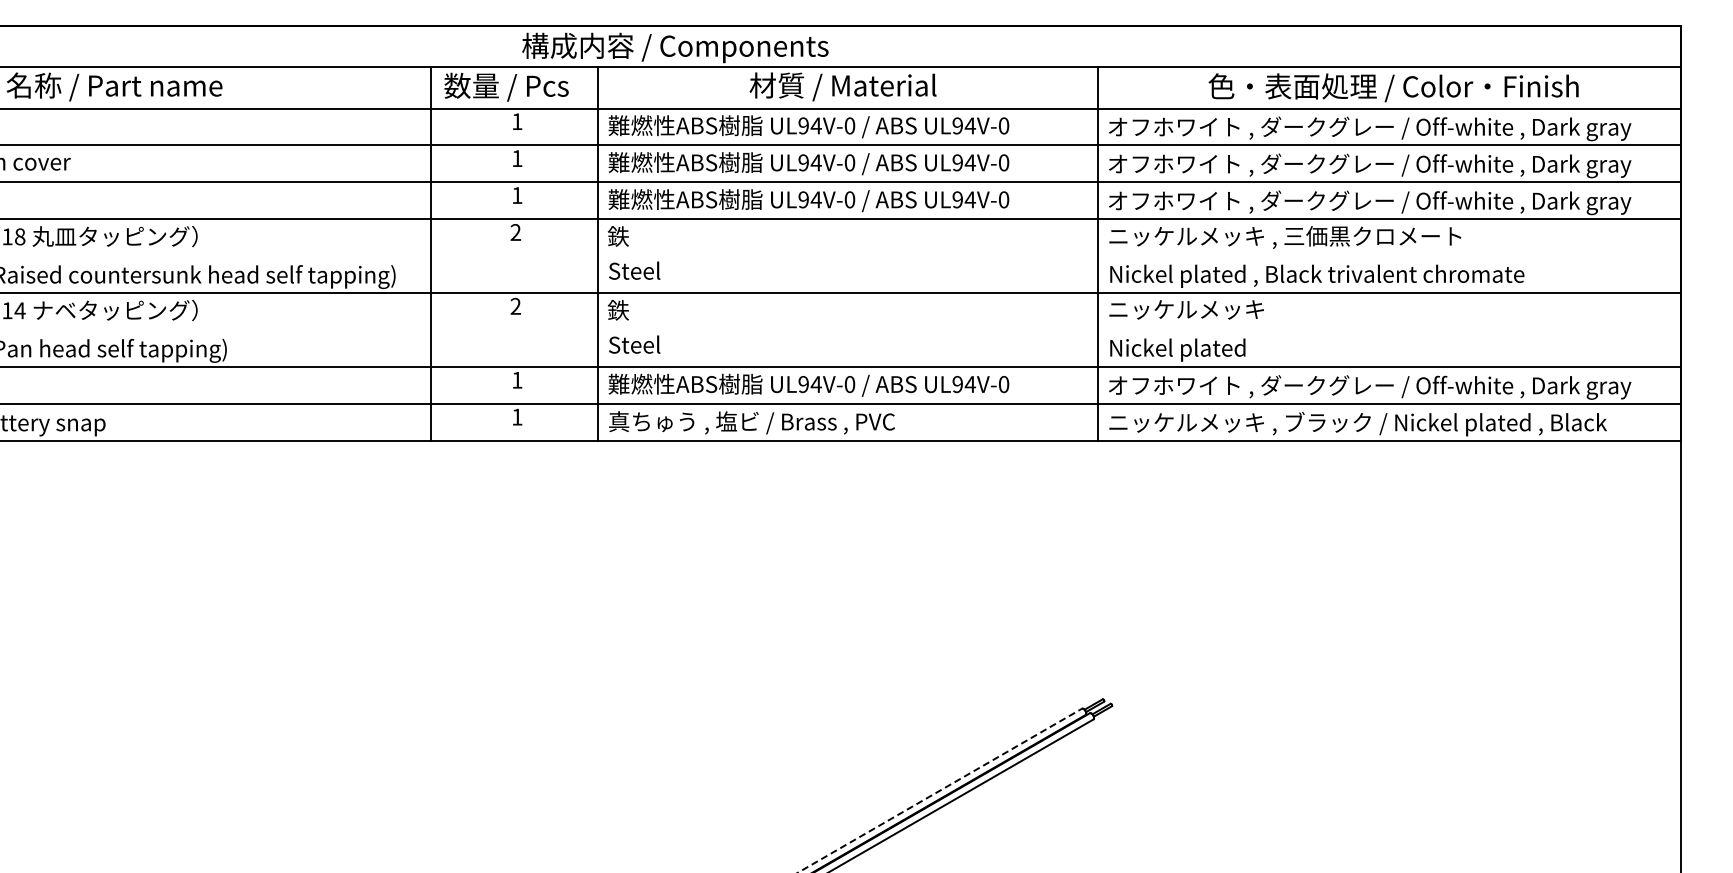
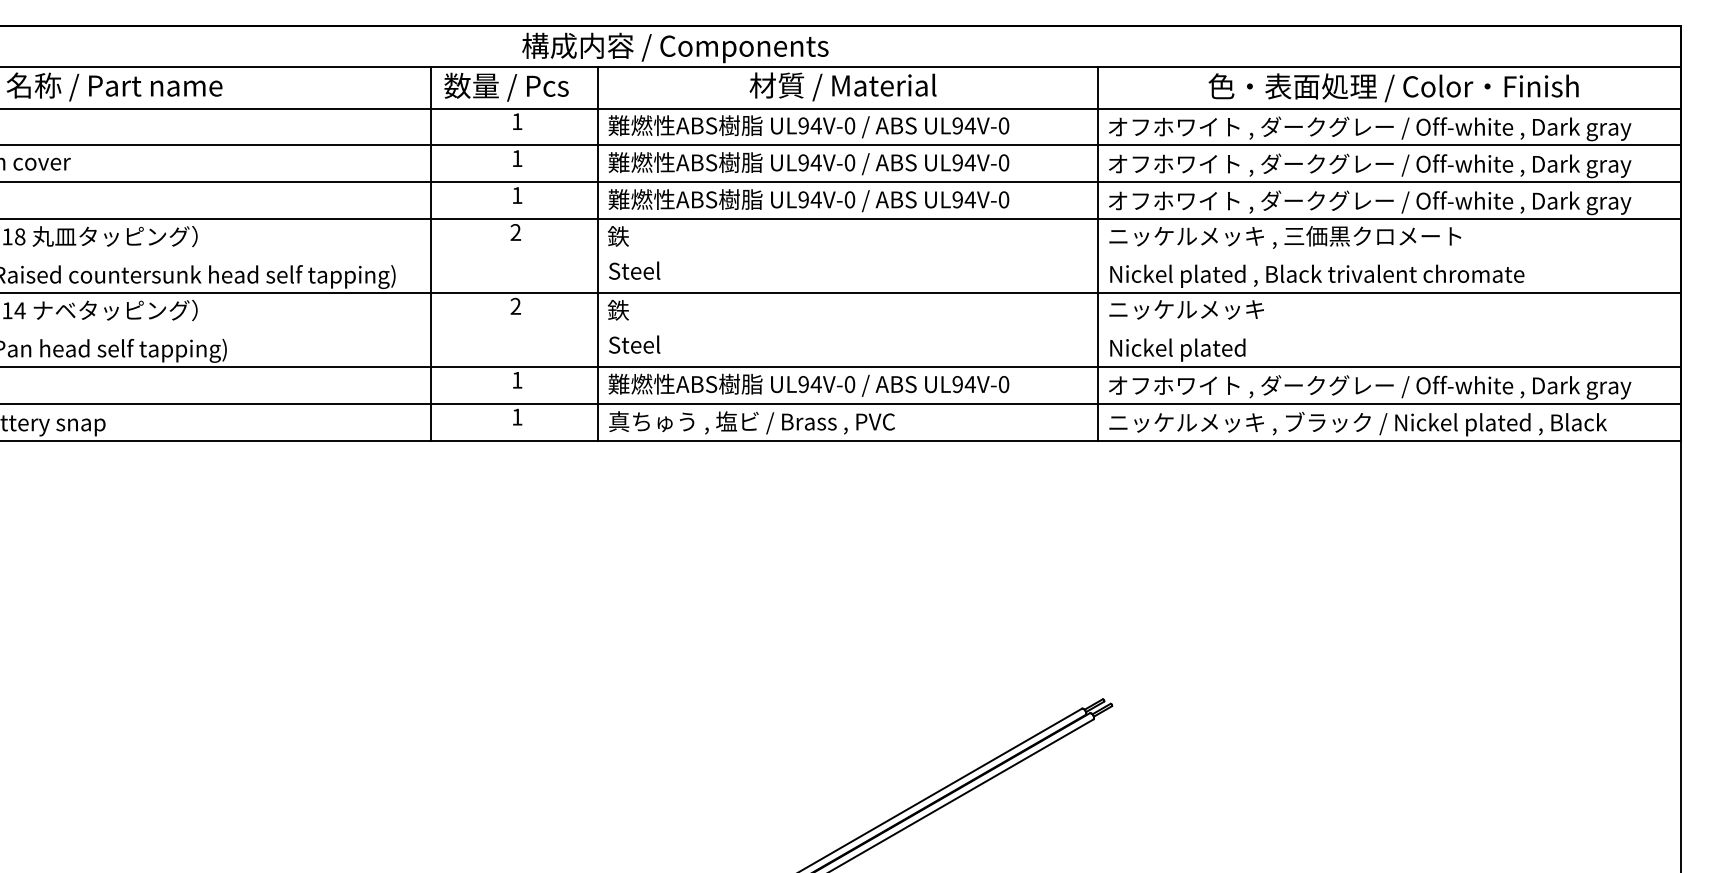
line: dashed -> solid (939, 790)
